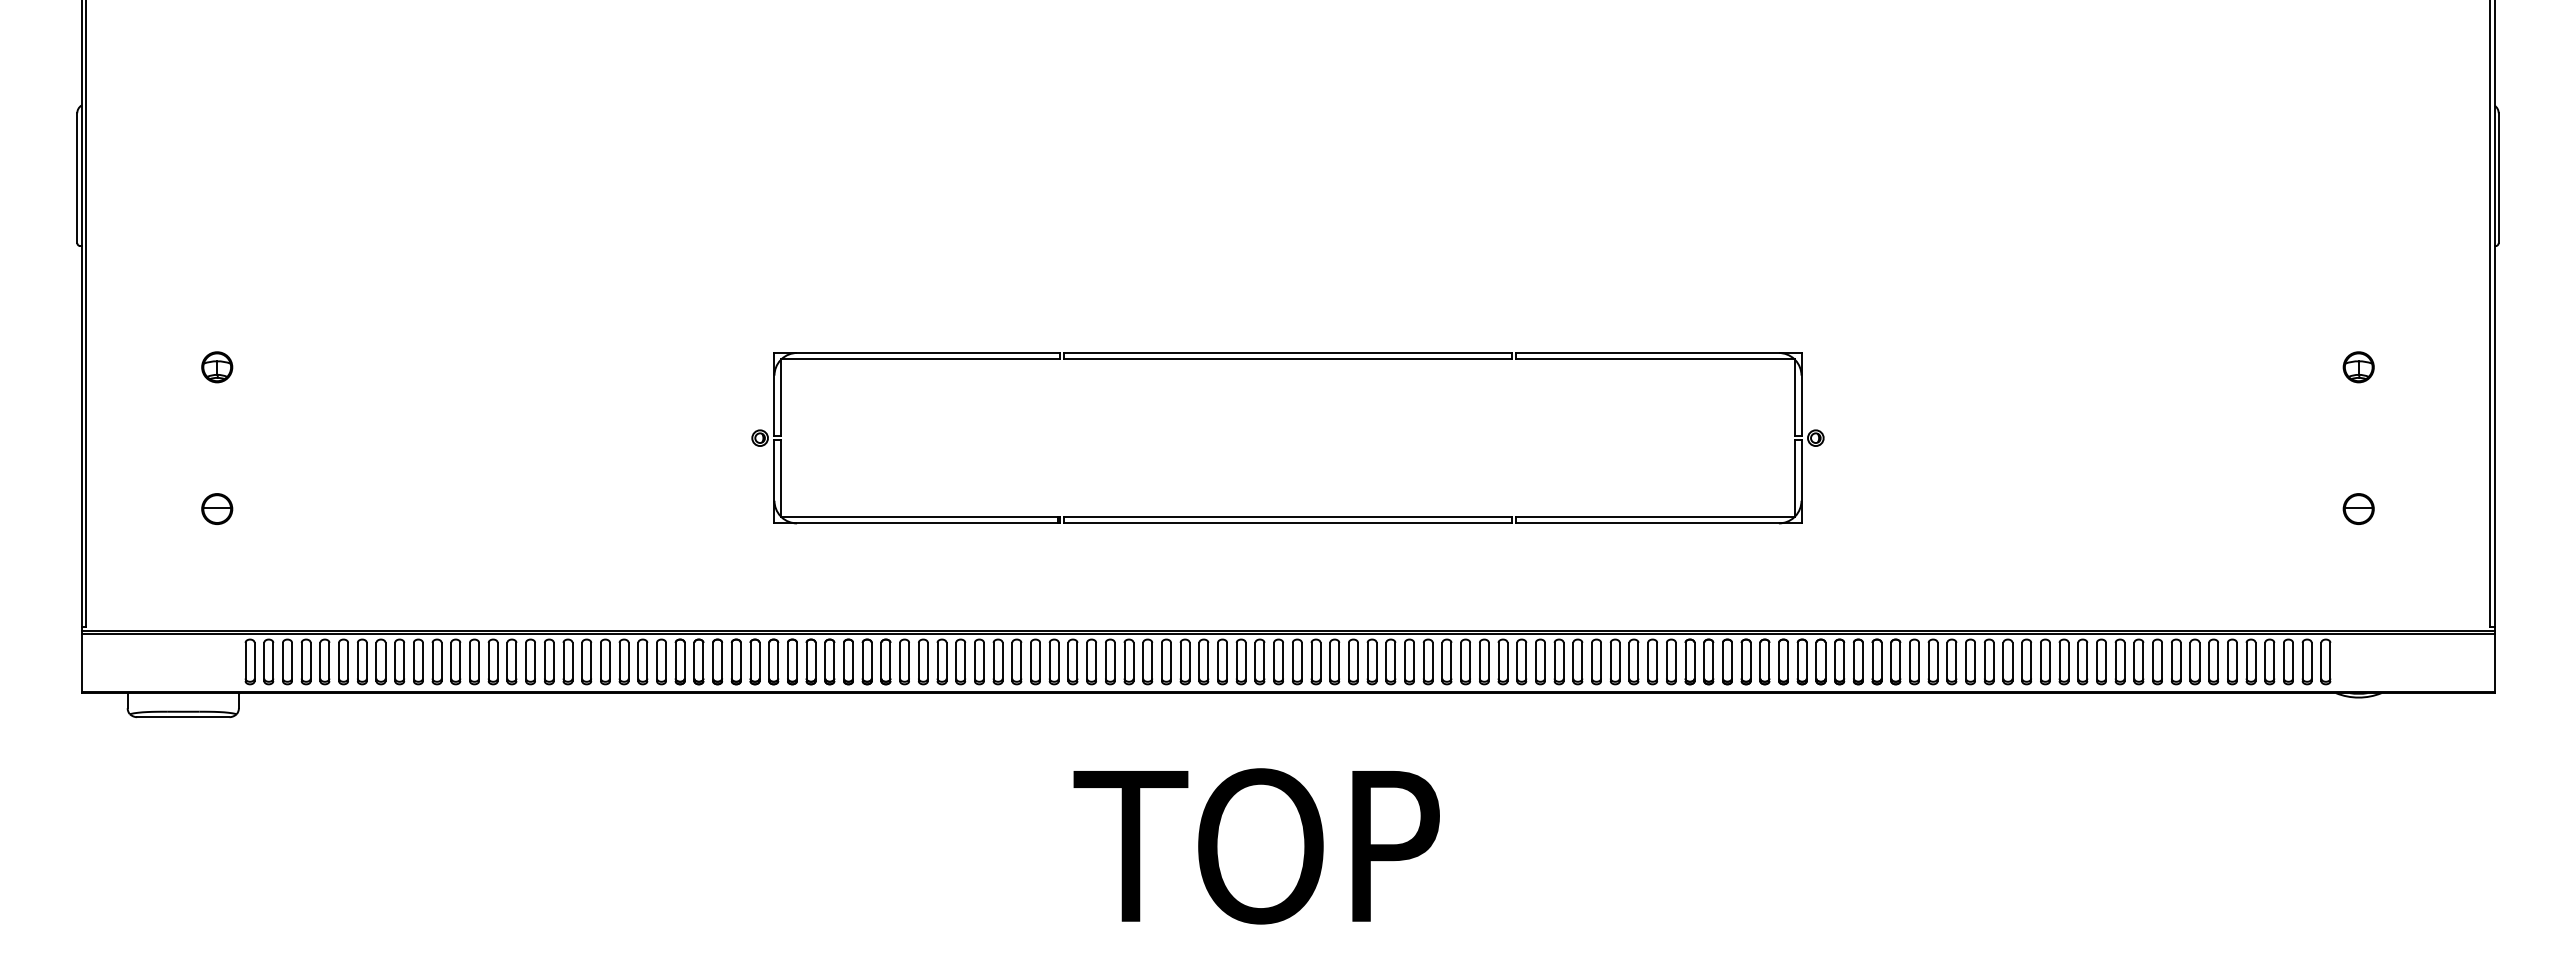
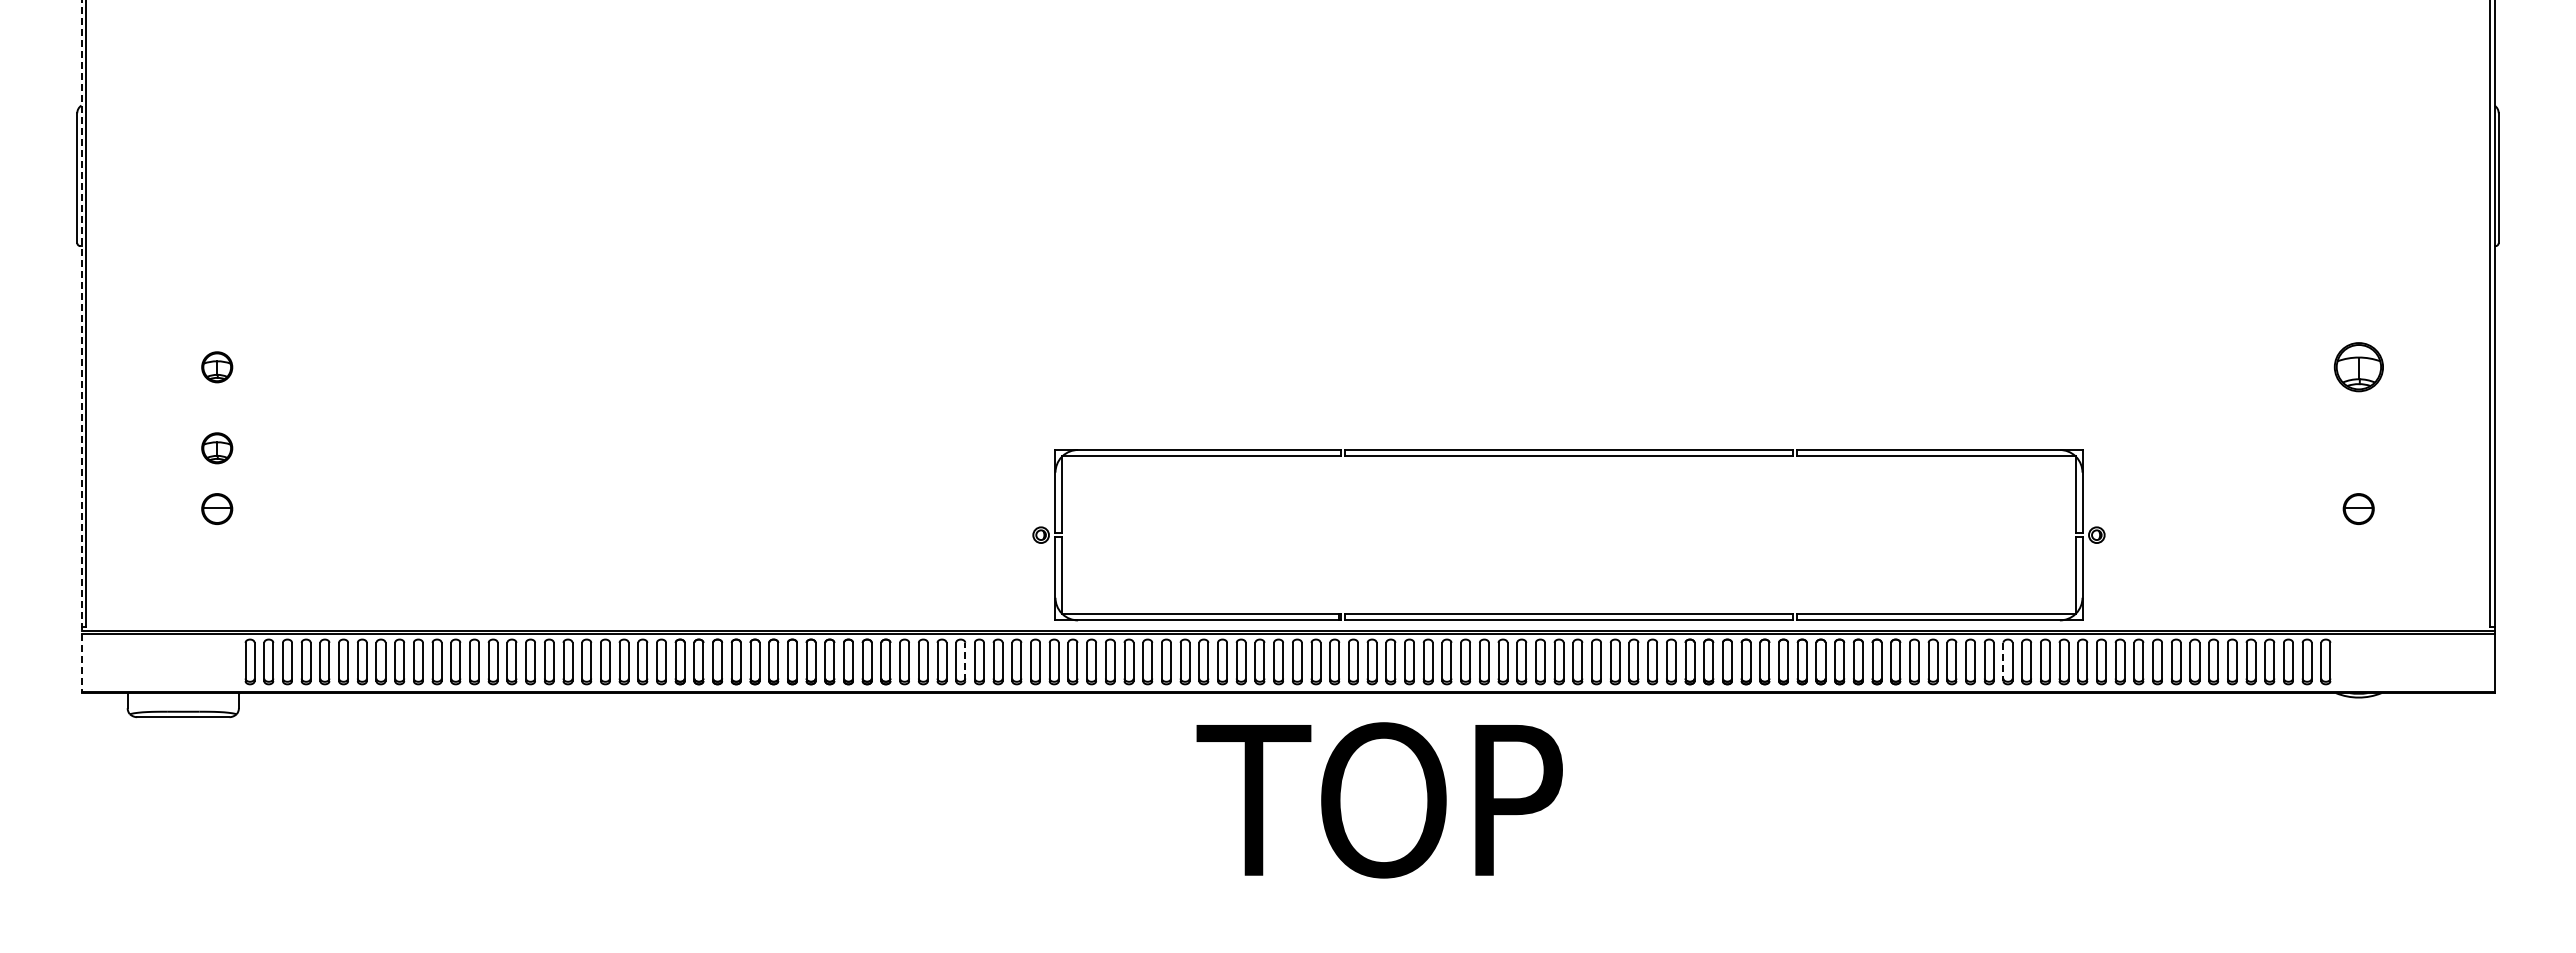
line: solid -> dashed (81, 347)
part size: 33x33 px -> 51x51 px (2358, 367)
part: none -> present (217, 448)
part position: (1287, 516) -> (1568, 613) (1568, 613)
line: solid -> dashed (965, 661)
line: solid -> dashed (2003, 662)
text position: (1256, 846) -> (1379, 800) (1379, 800)
